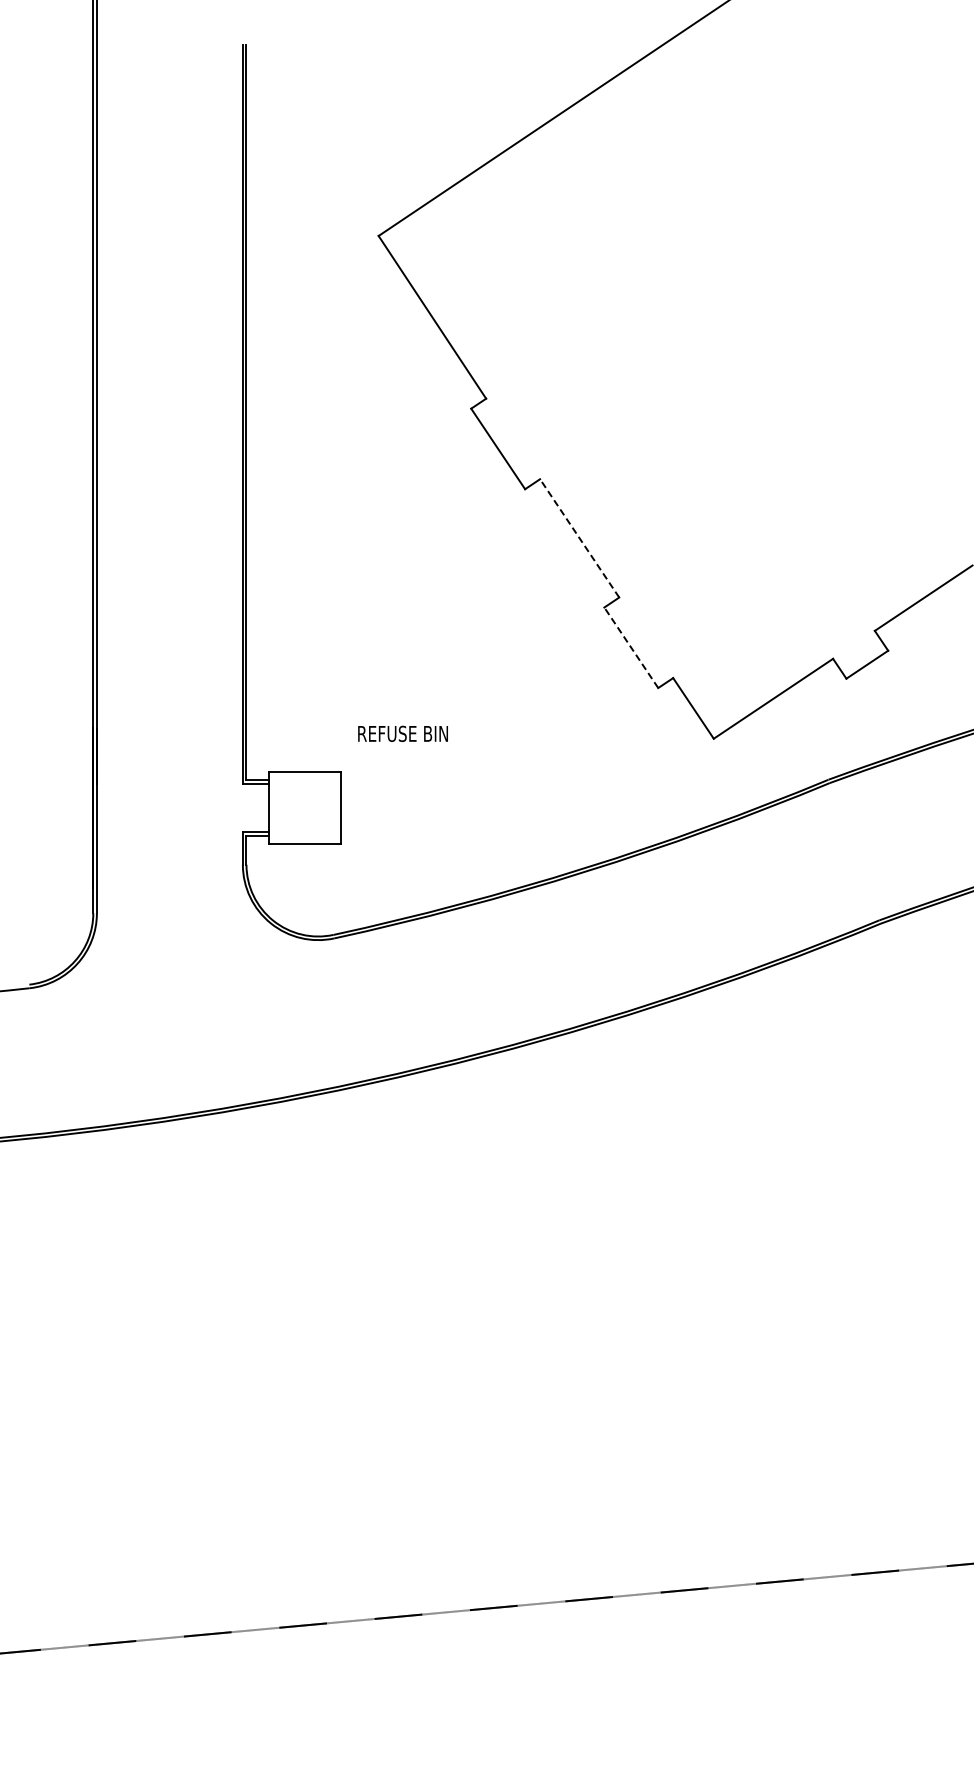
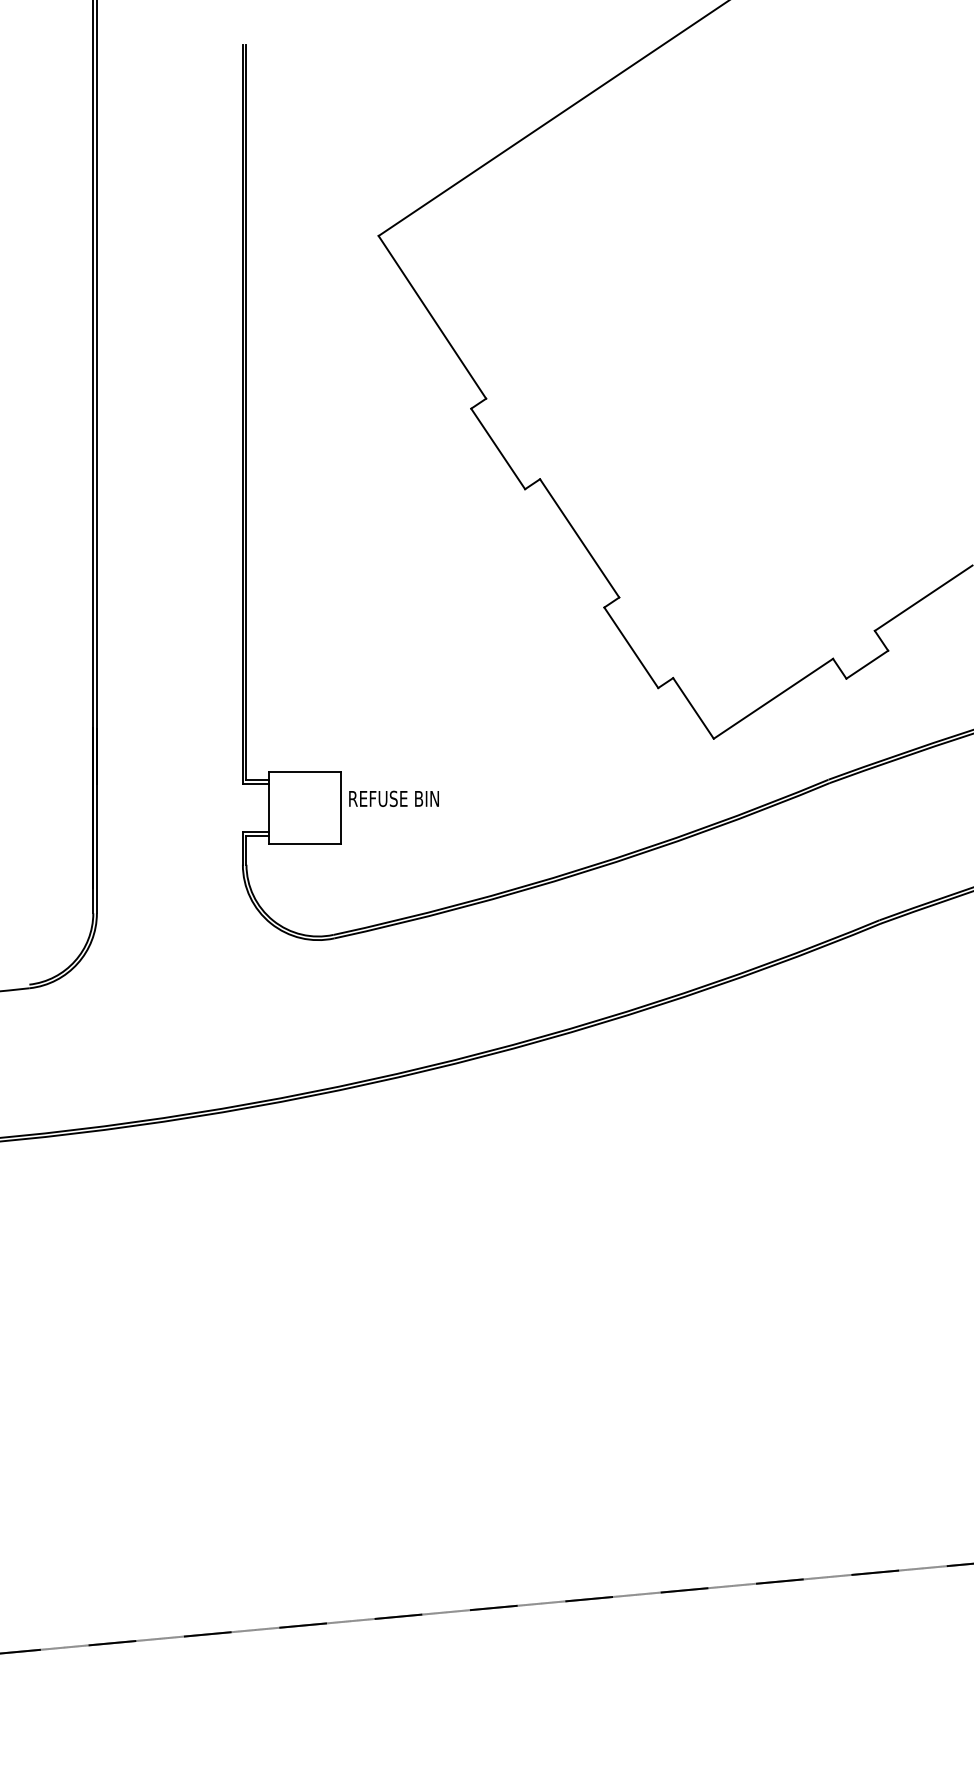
line: dashed -> solid (579, 537)
line: dashed -> solid (631, 647)
text position: (402, 733) -> (393, 798) (393, 798)
